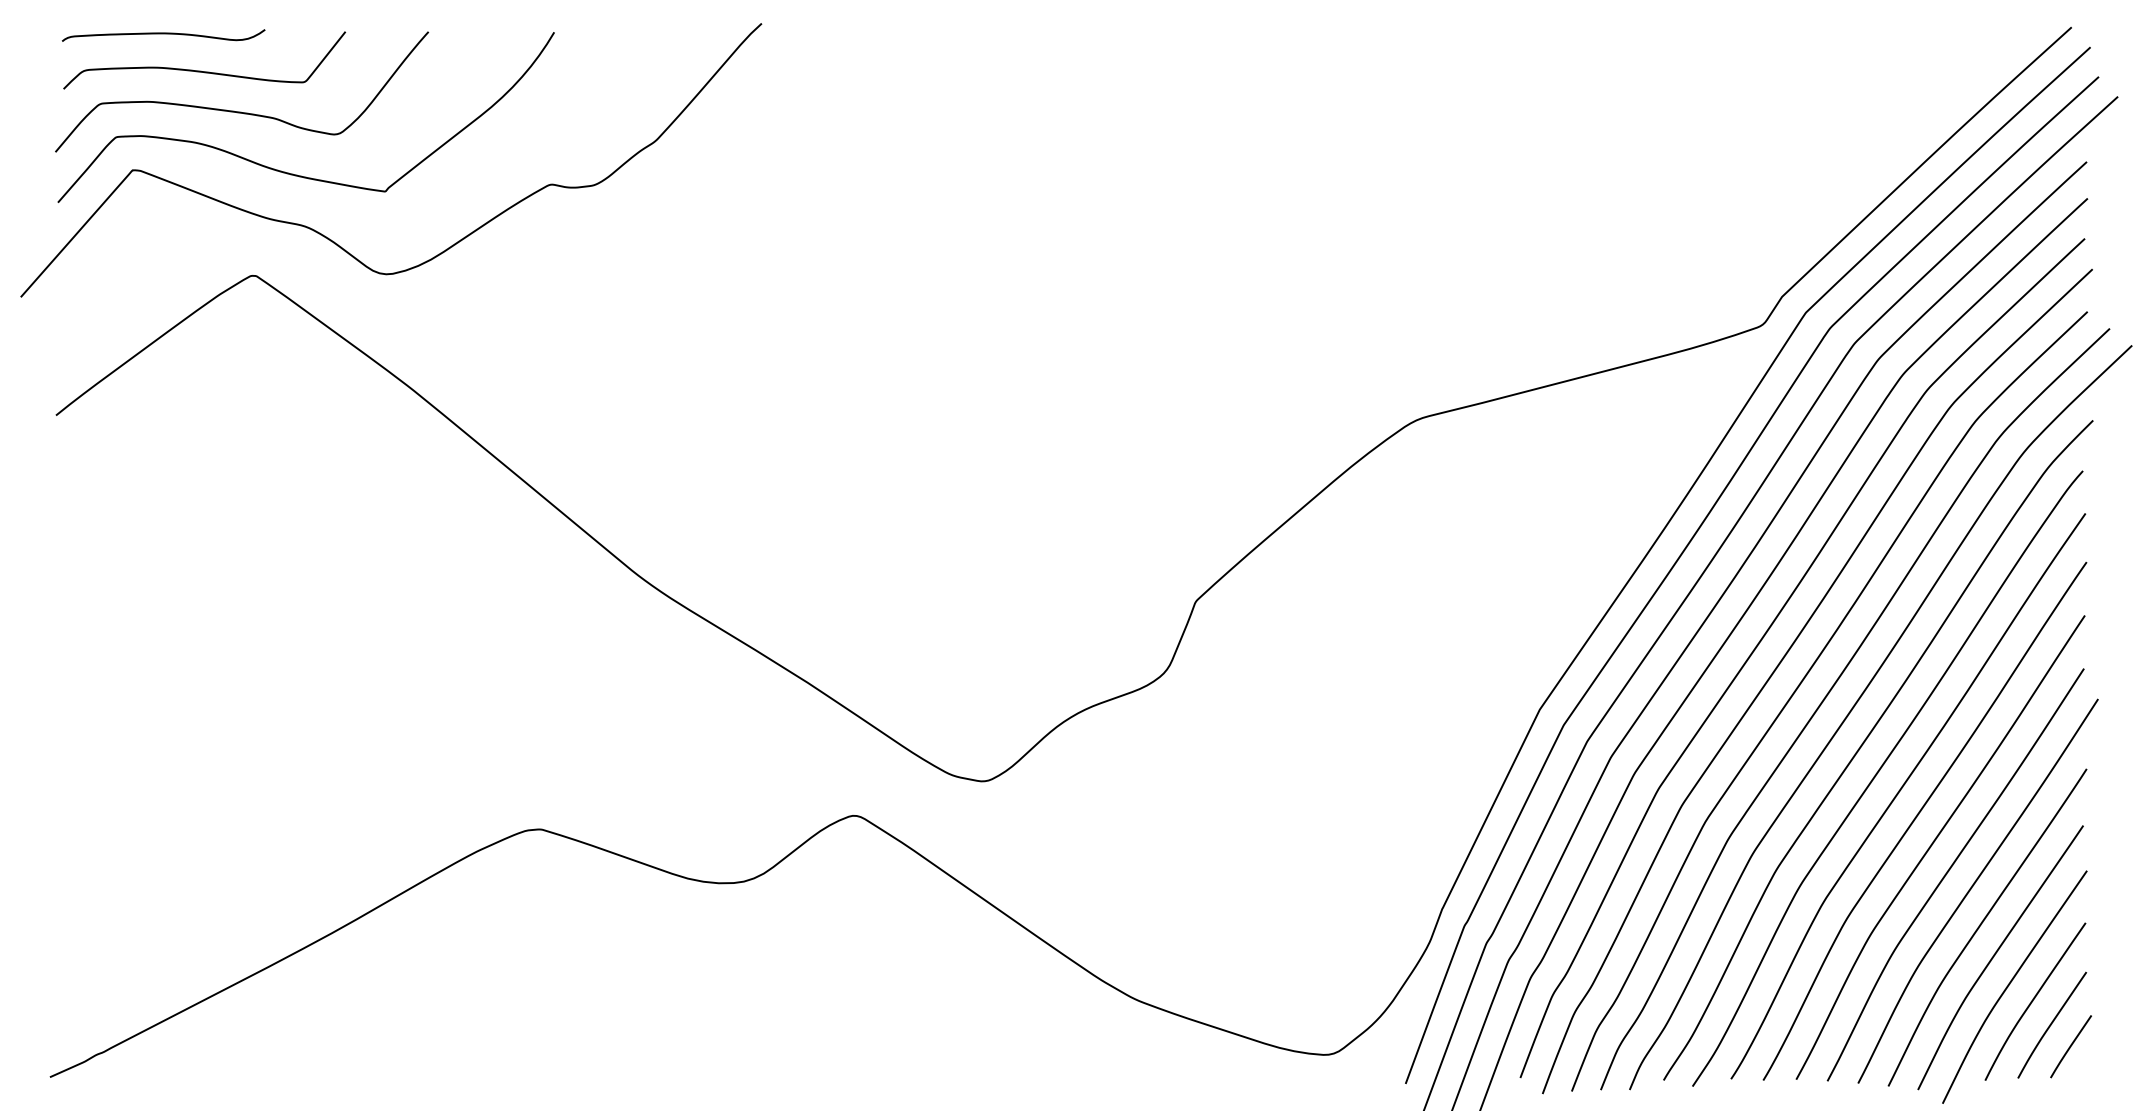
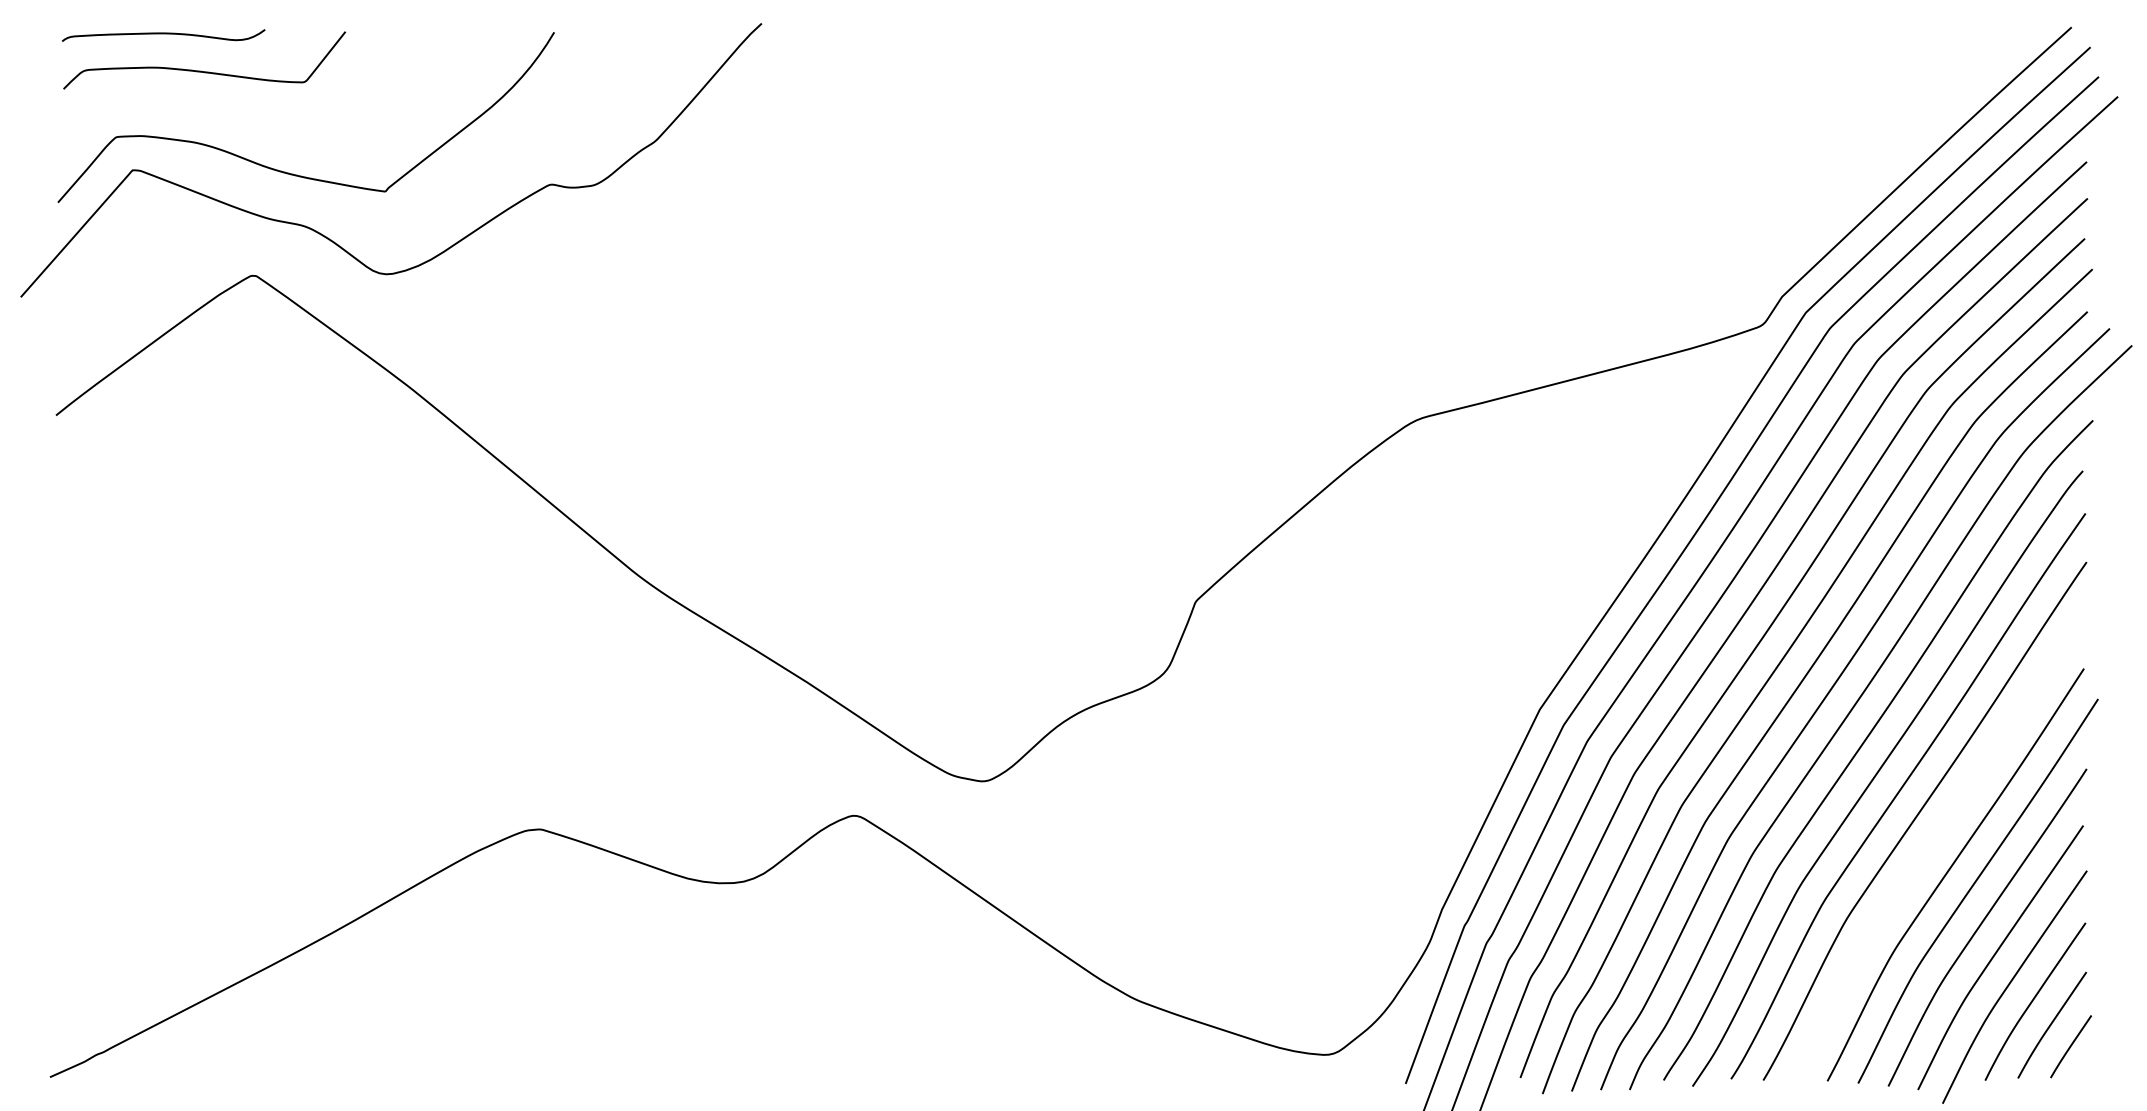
curve: present -> none (241, 111)
curve: present -> none (1933, 844)
